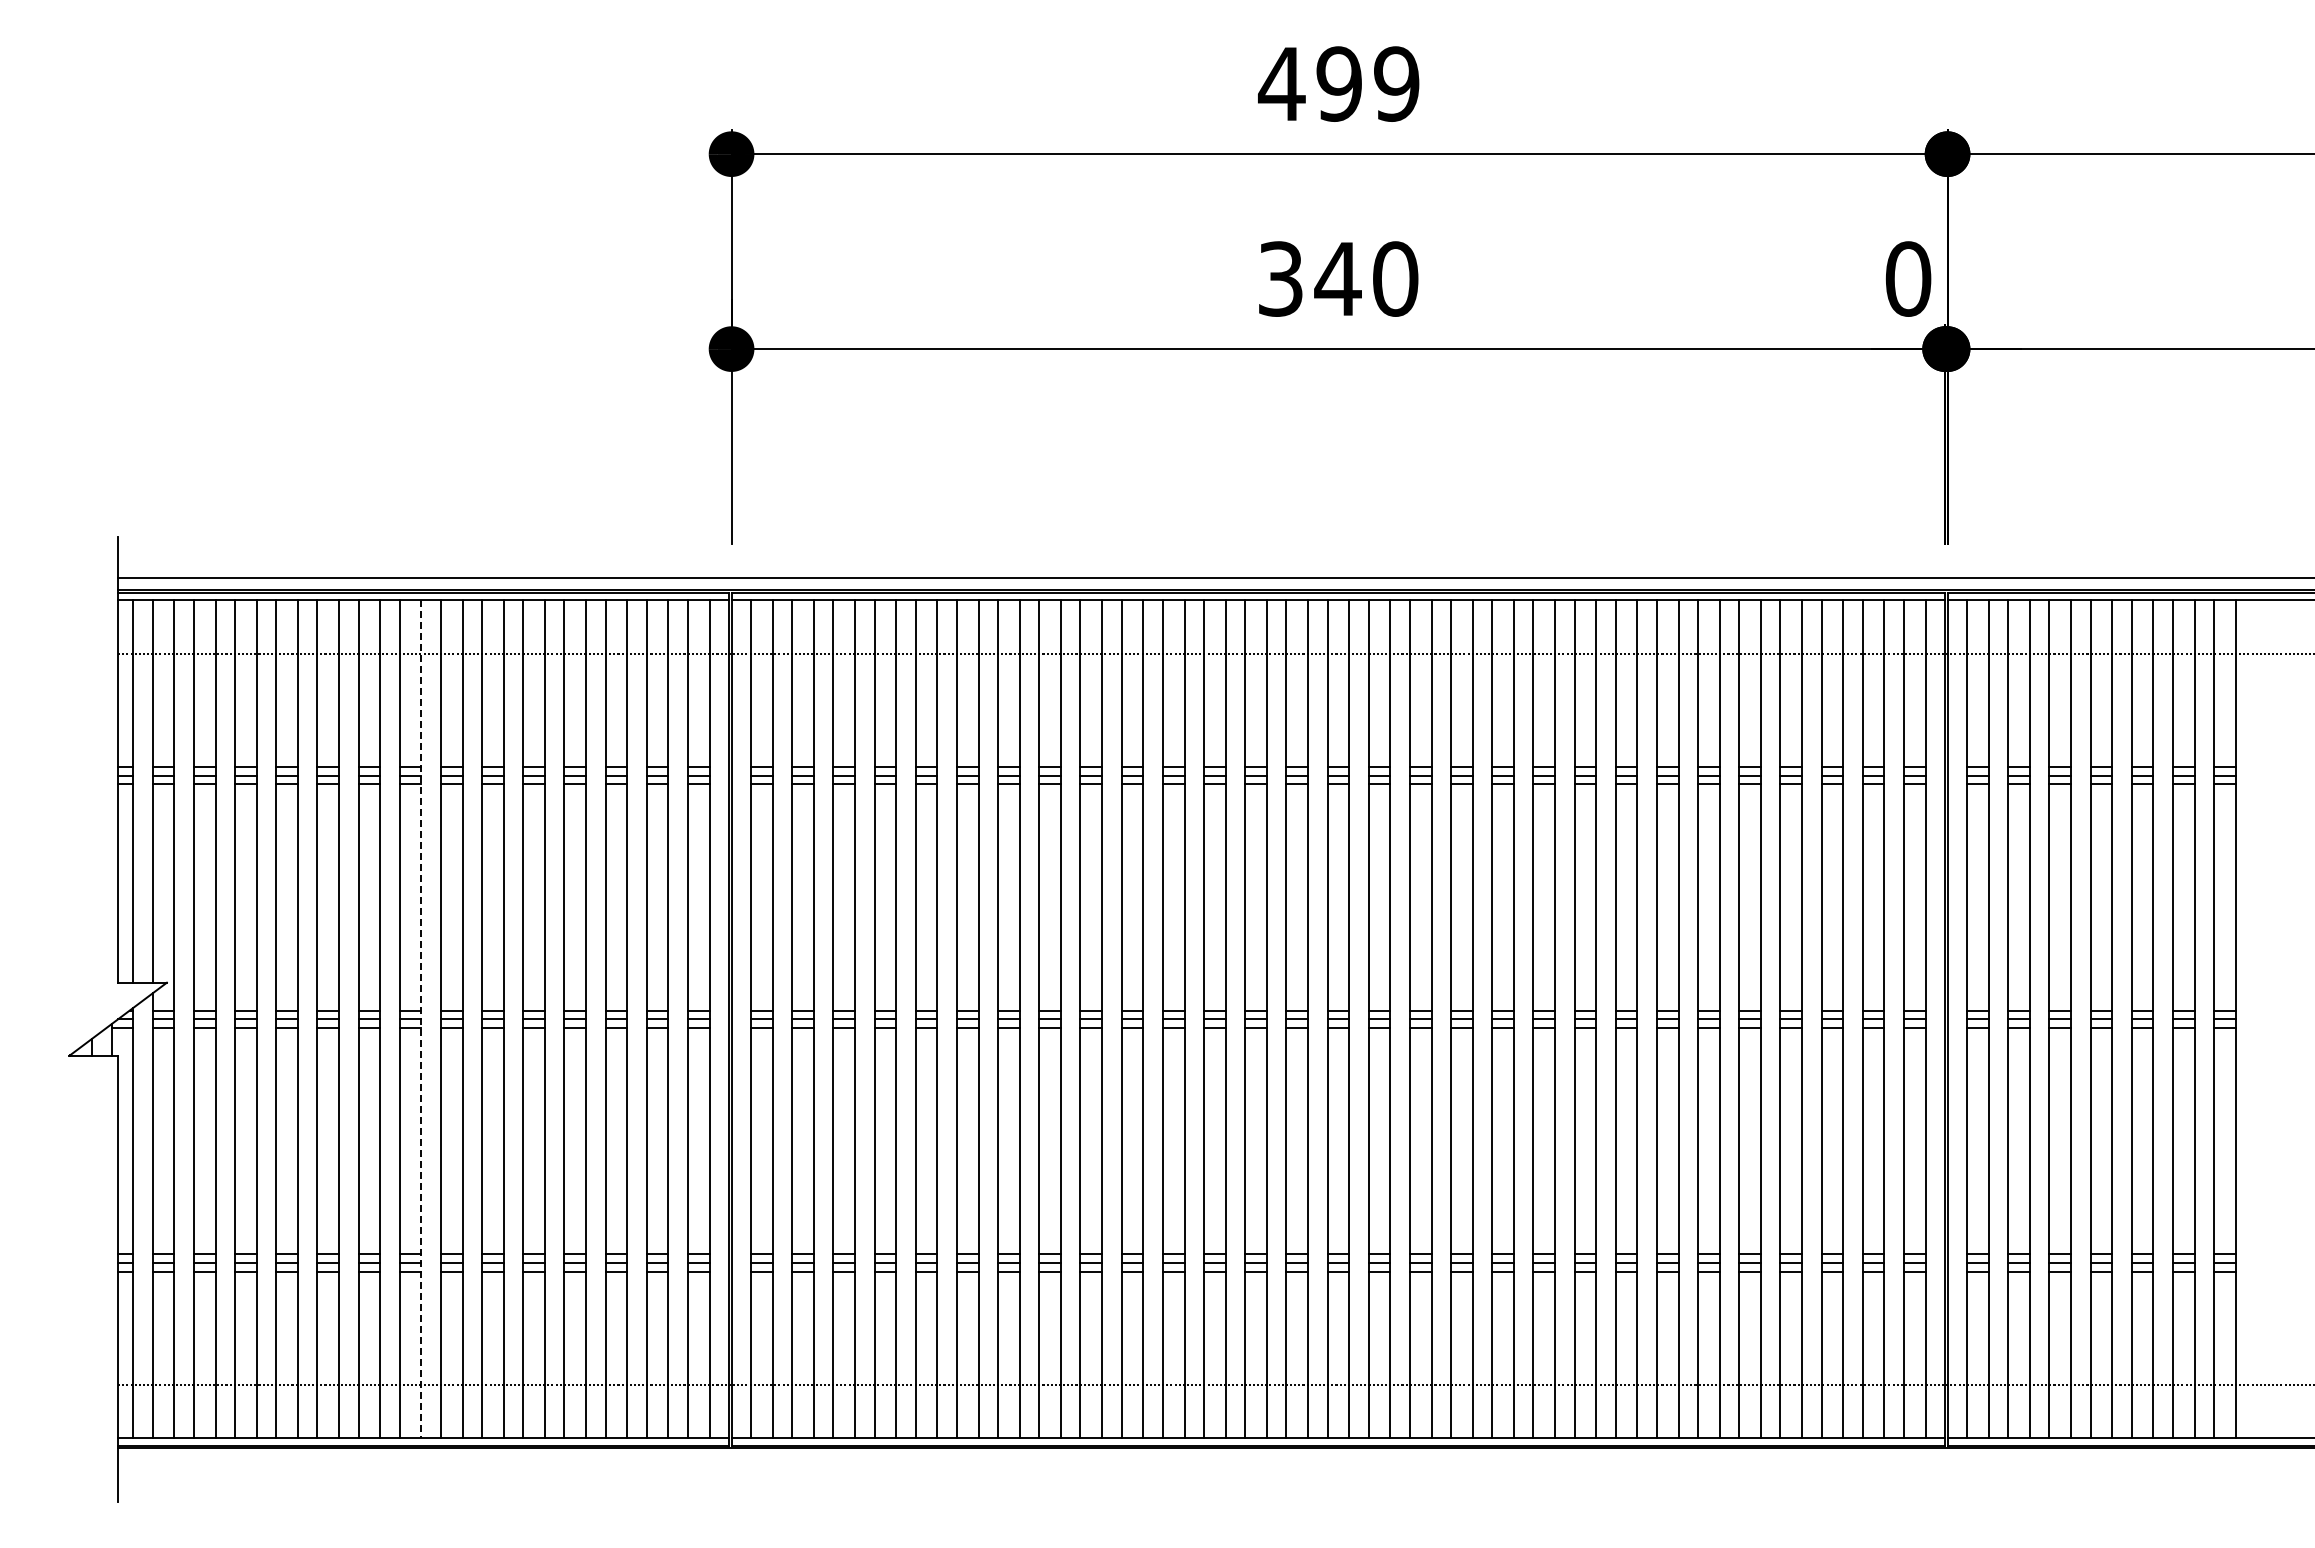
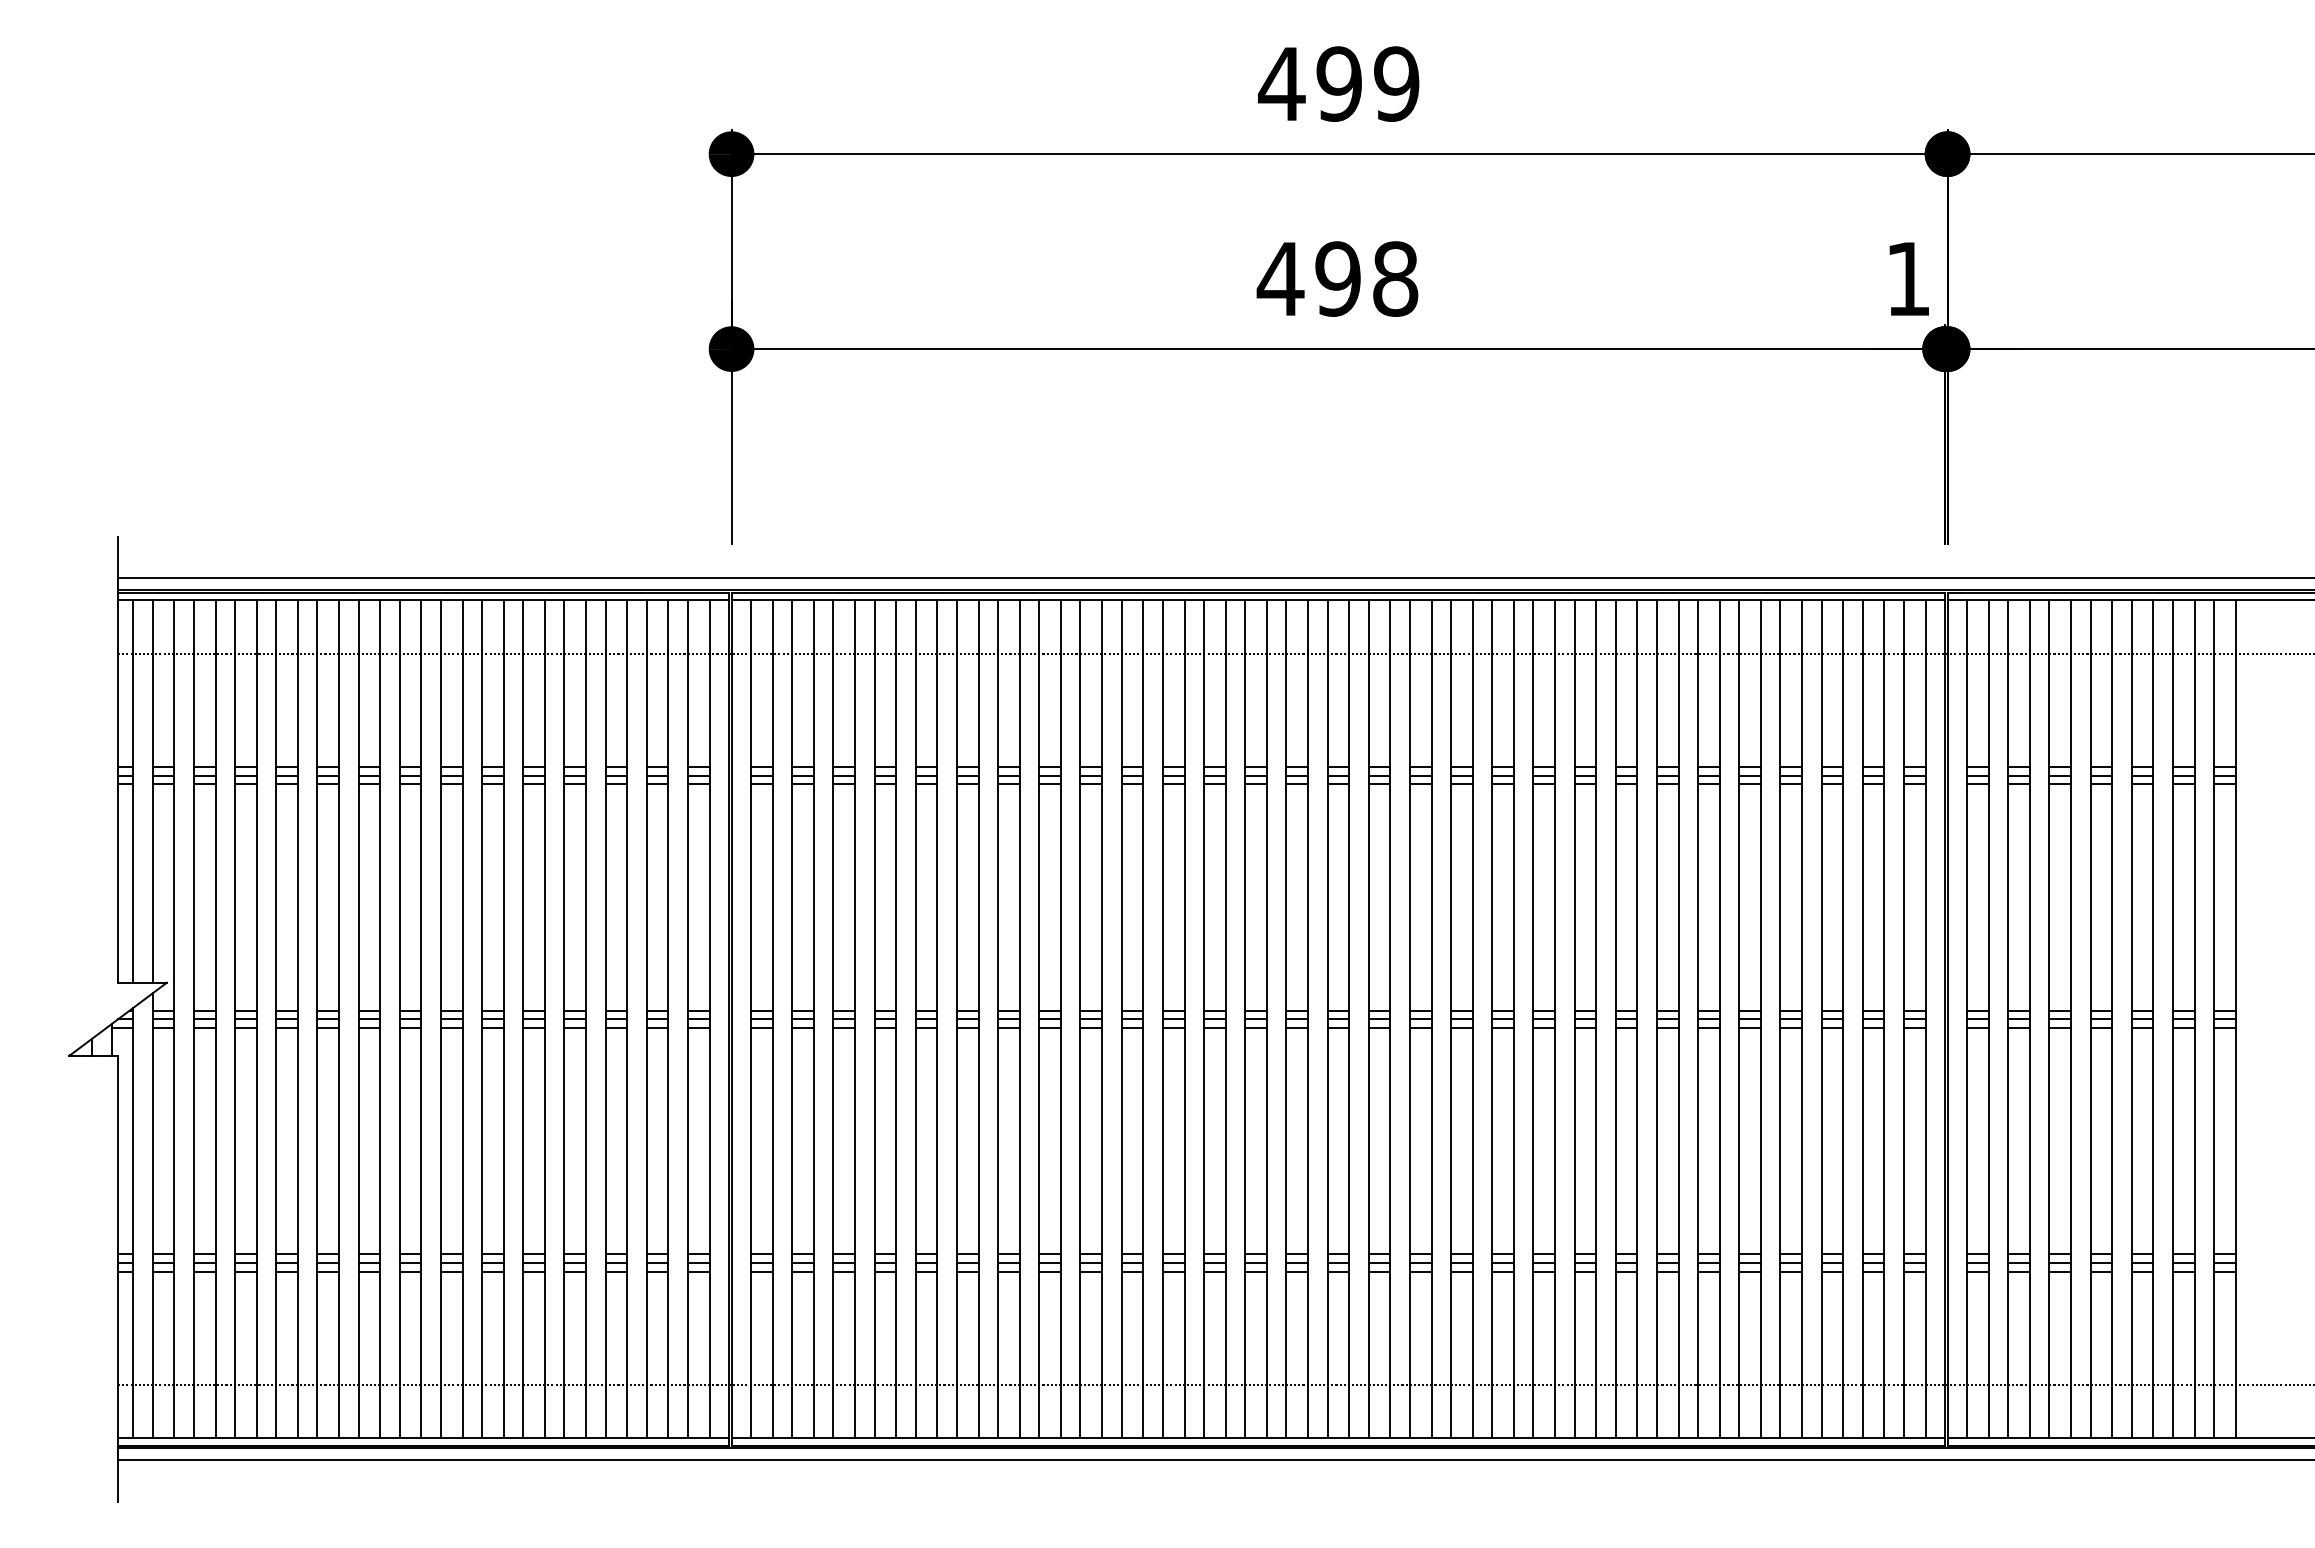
text: 340 -> 498 (1337, 278)
text: 0 -> 1 (1908, 278)
line: dashed -> solid (421, 1019)
line: none -> present (1214, 1460)
